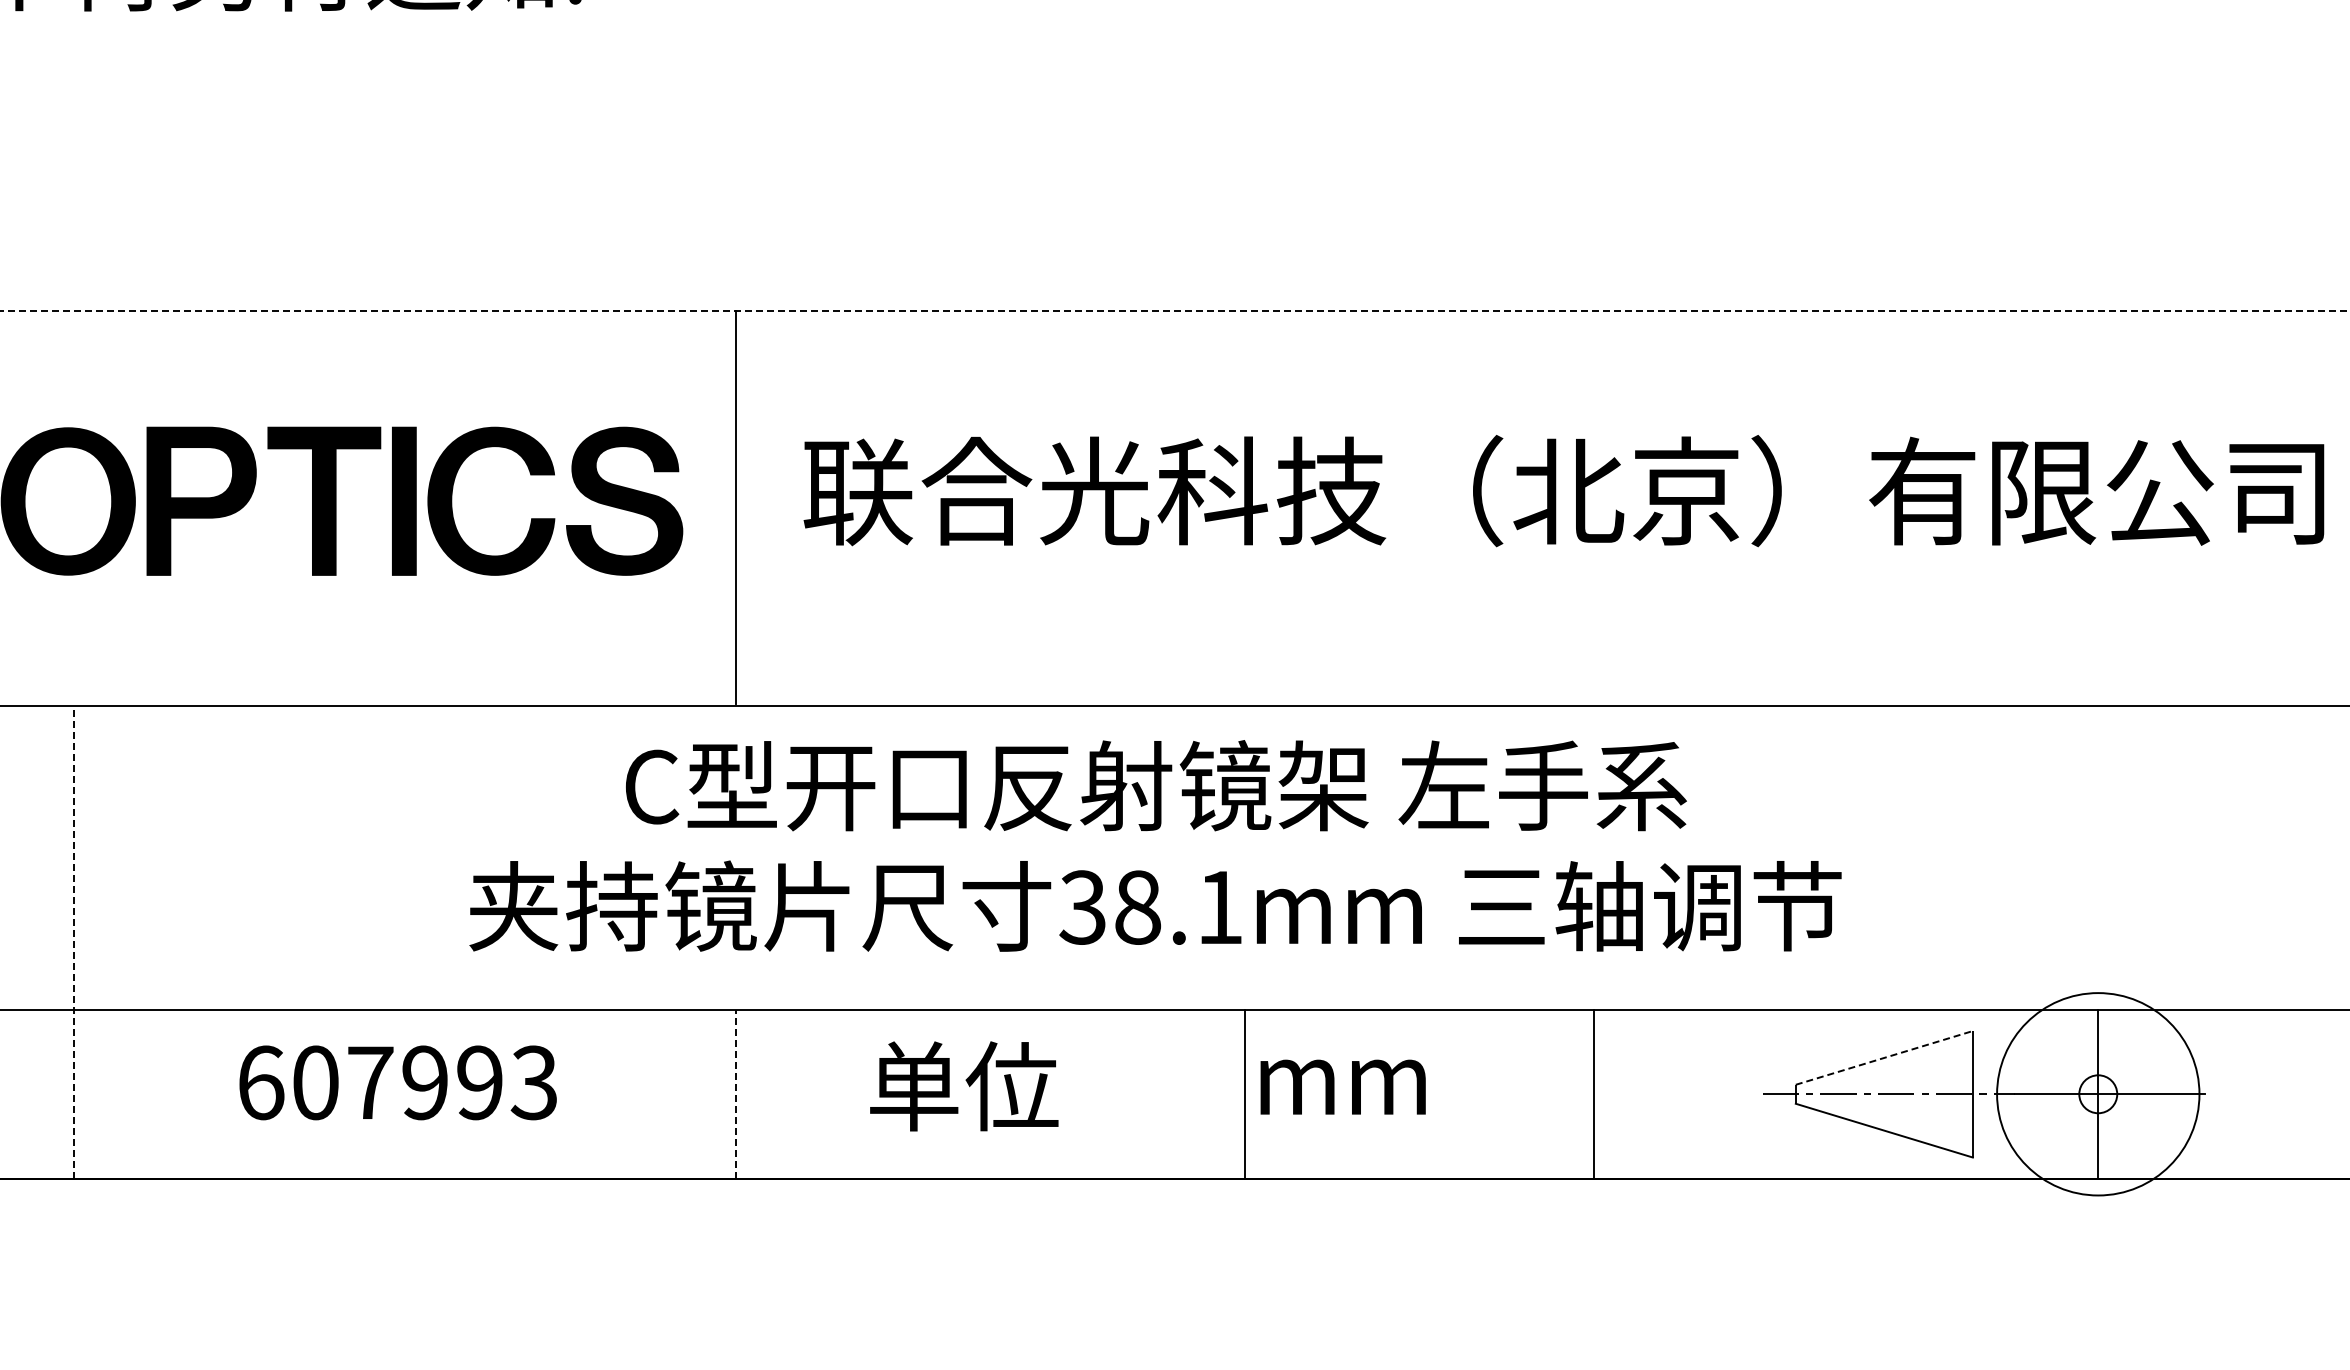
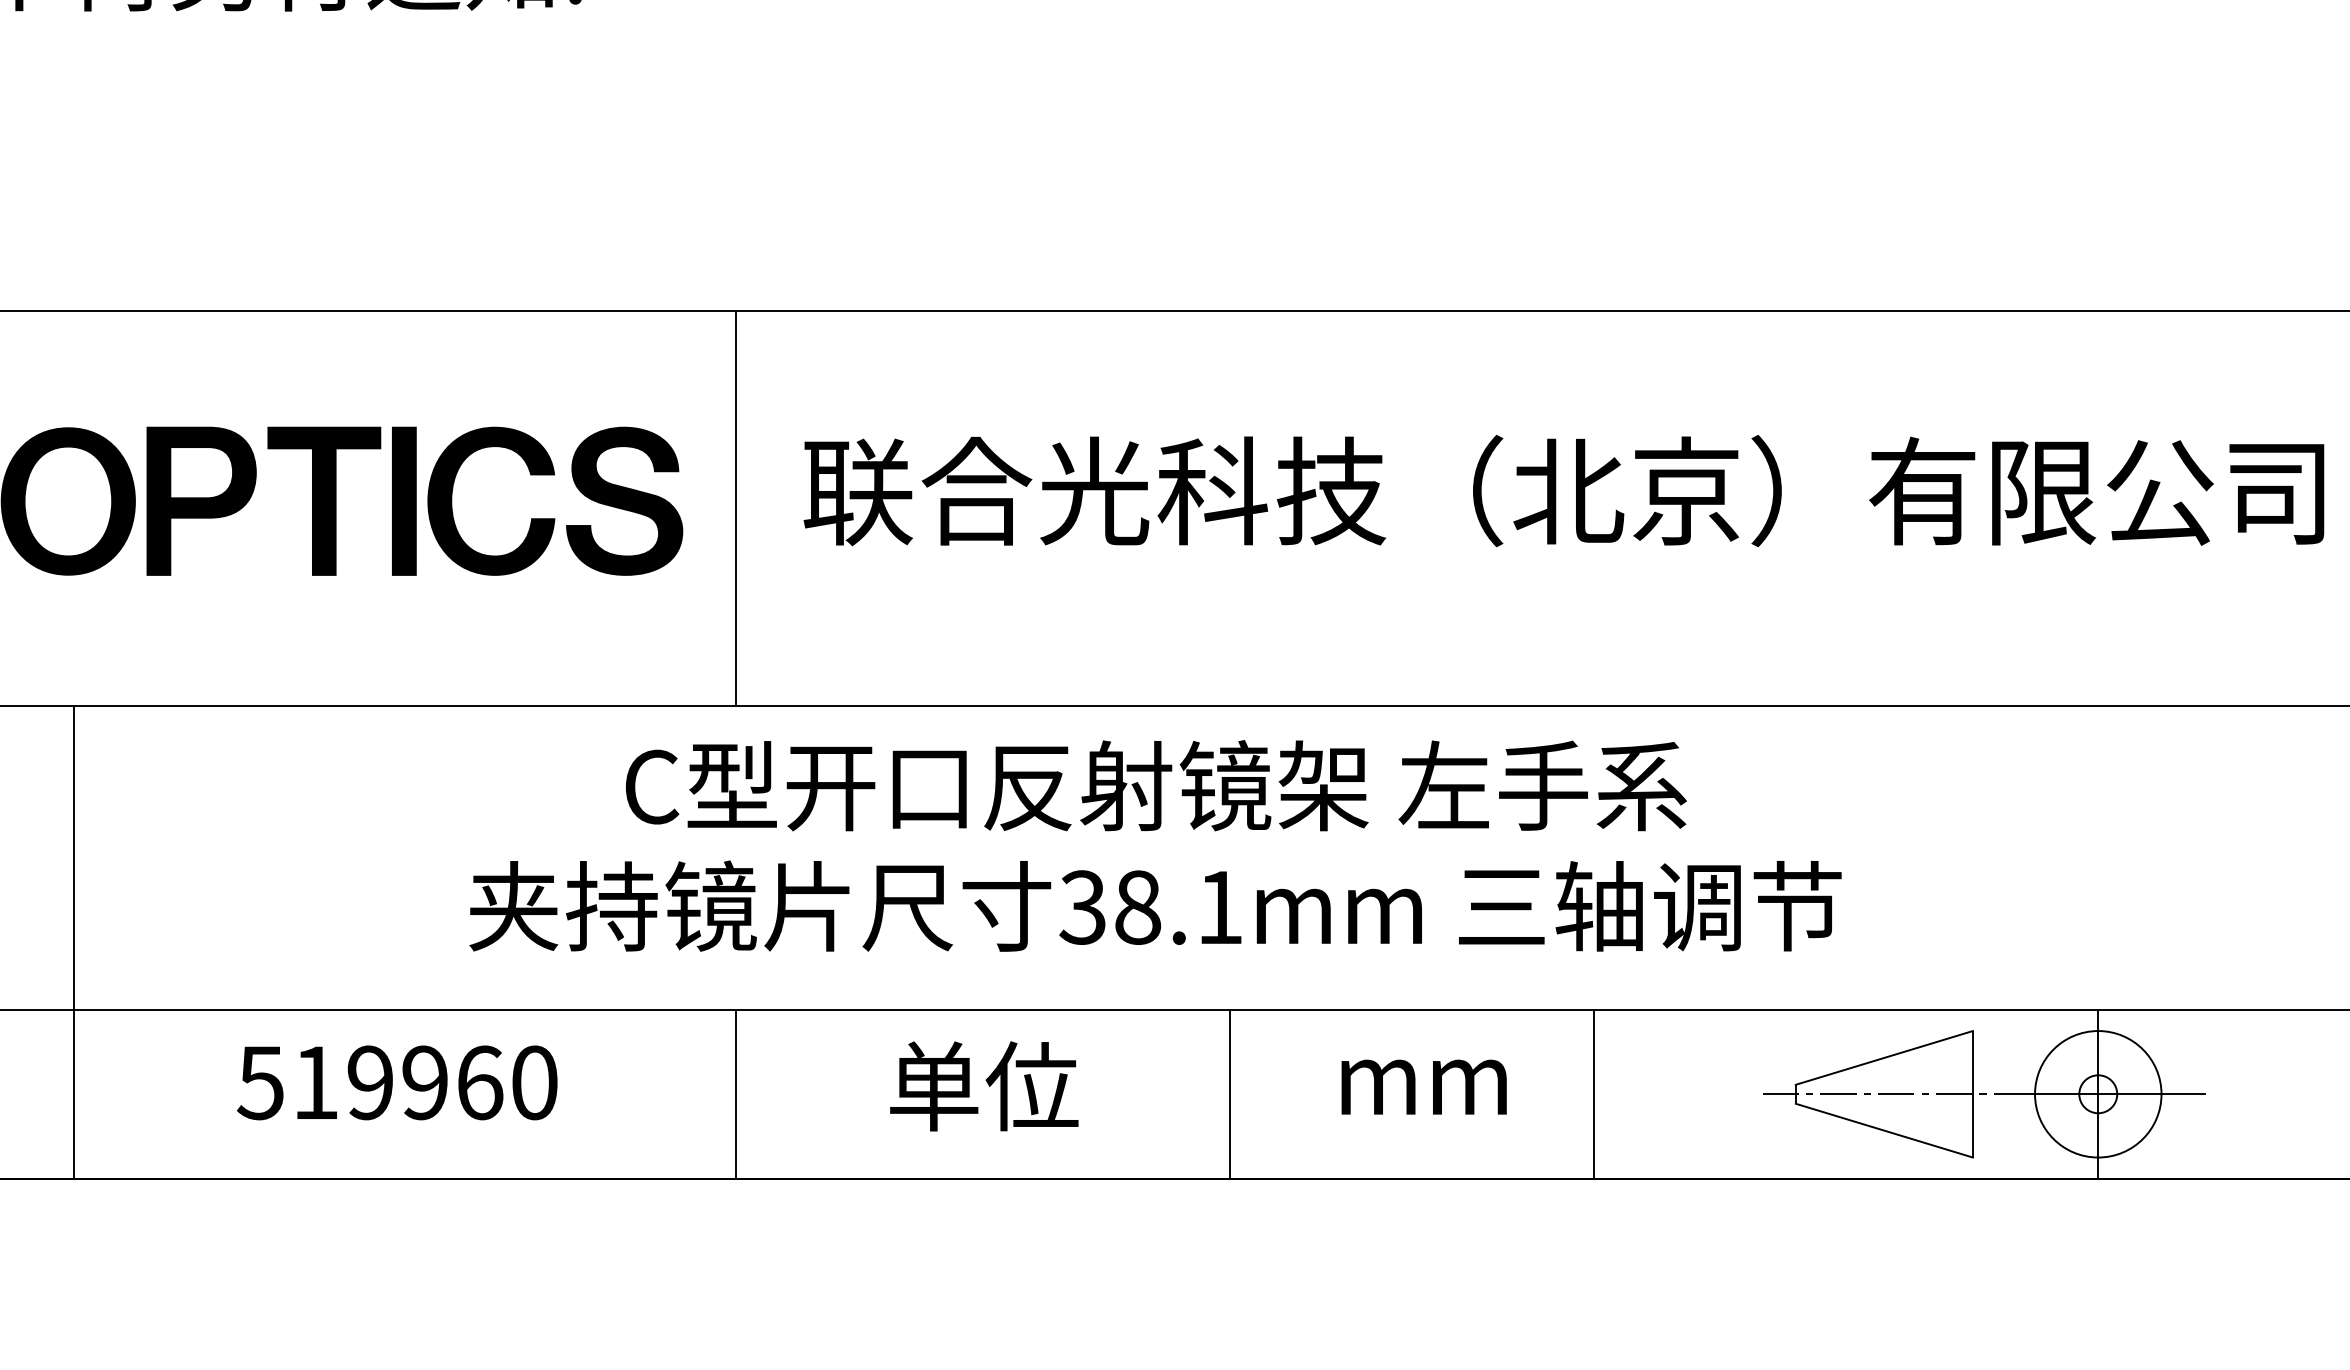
line: dashed -> solid (1175, 311)
line: dashed -> solid (74, 942)
line: dashed -> solid (1884, 1057)
text: 607993 -> 519960 (396, 1082)
text position: (964, 1086) -> (984, 1086) (984, 1086)
text position: (1342, 1086) -> (1423, 1086) (1423, 1086)
line: dashed -> solid (735, 1093)
line position: (1245, 1093) -> (1230, 1093) (1230, 1093)
circle diameter: 202 px -> 126 px (2098, 1094)
